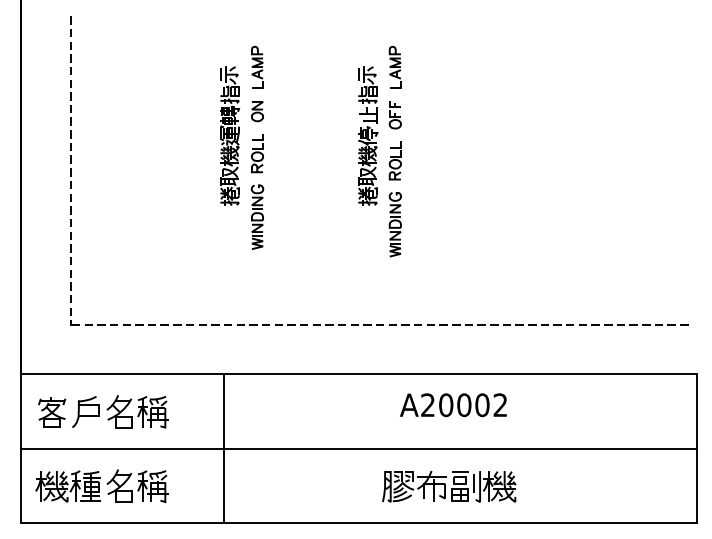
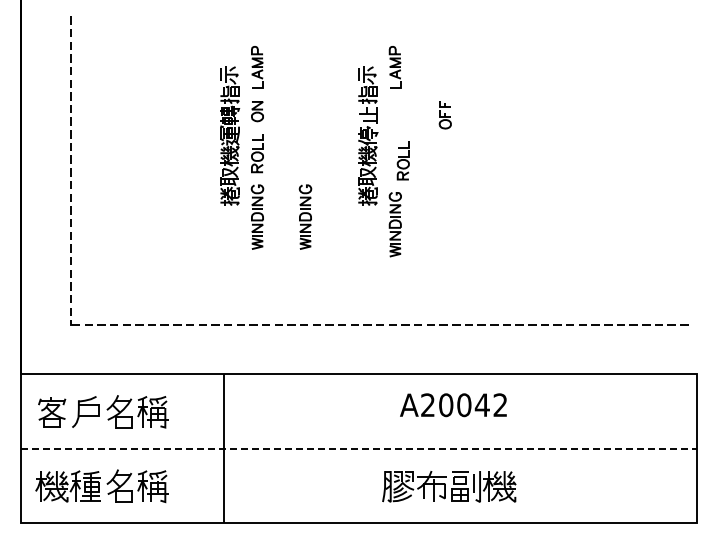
part position: (394, 115) -> (444, 115) (444, 115)
part position: (394, 160) -> (402, 160) (402, 160)
part: none -> present (305, 216)
text: A20002 -> A20042 (481, 405)
line: solid -> dashed (359, 448)
